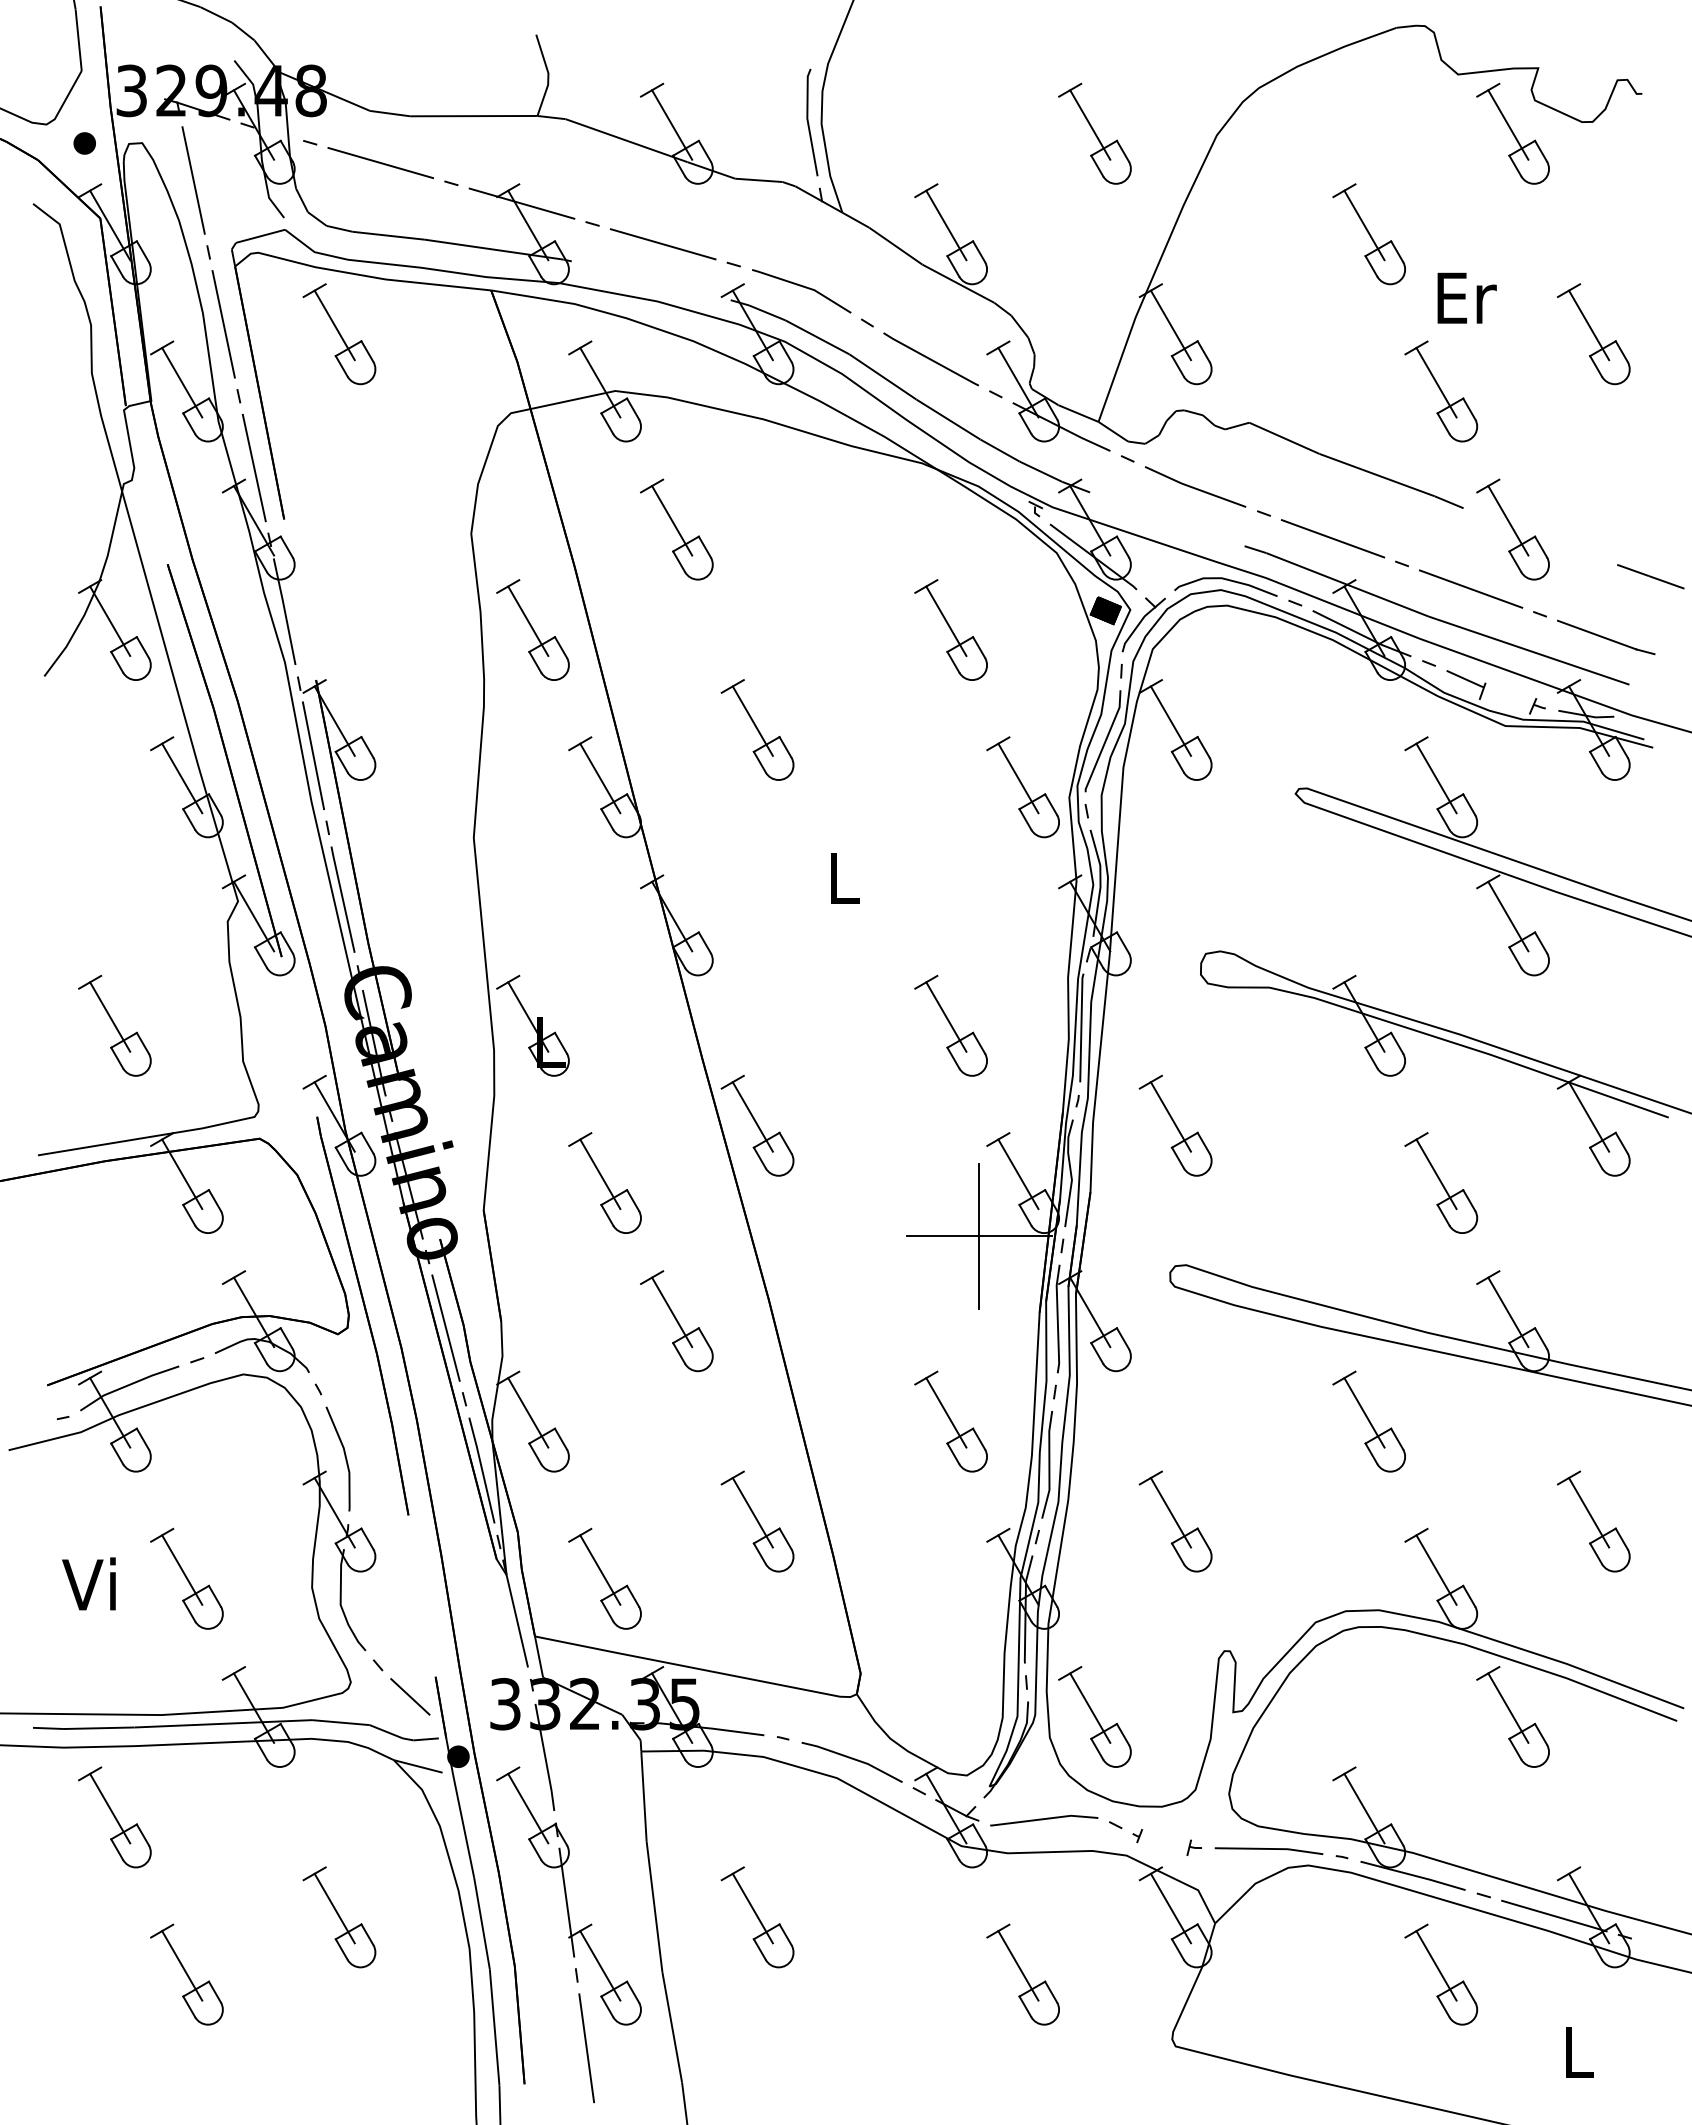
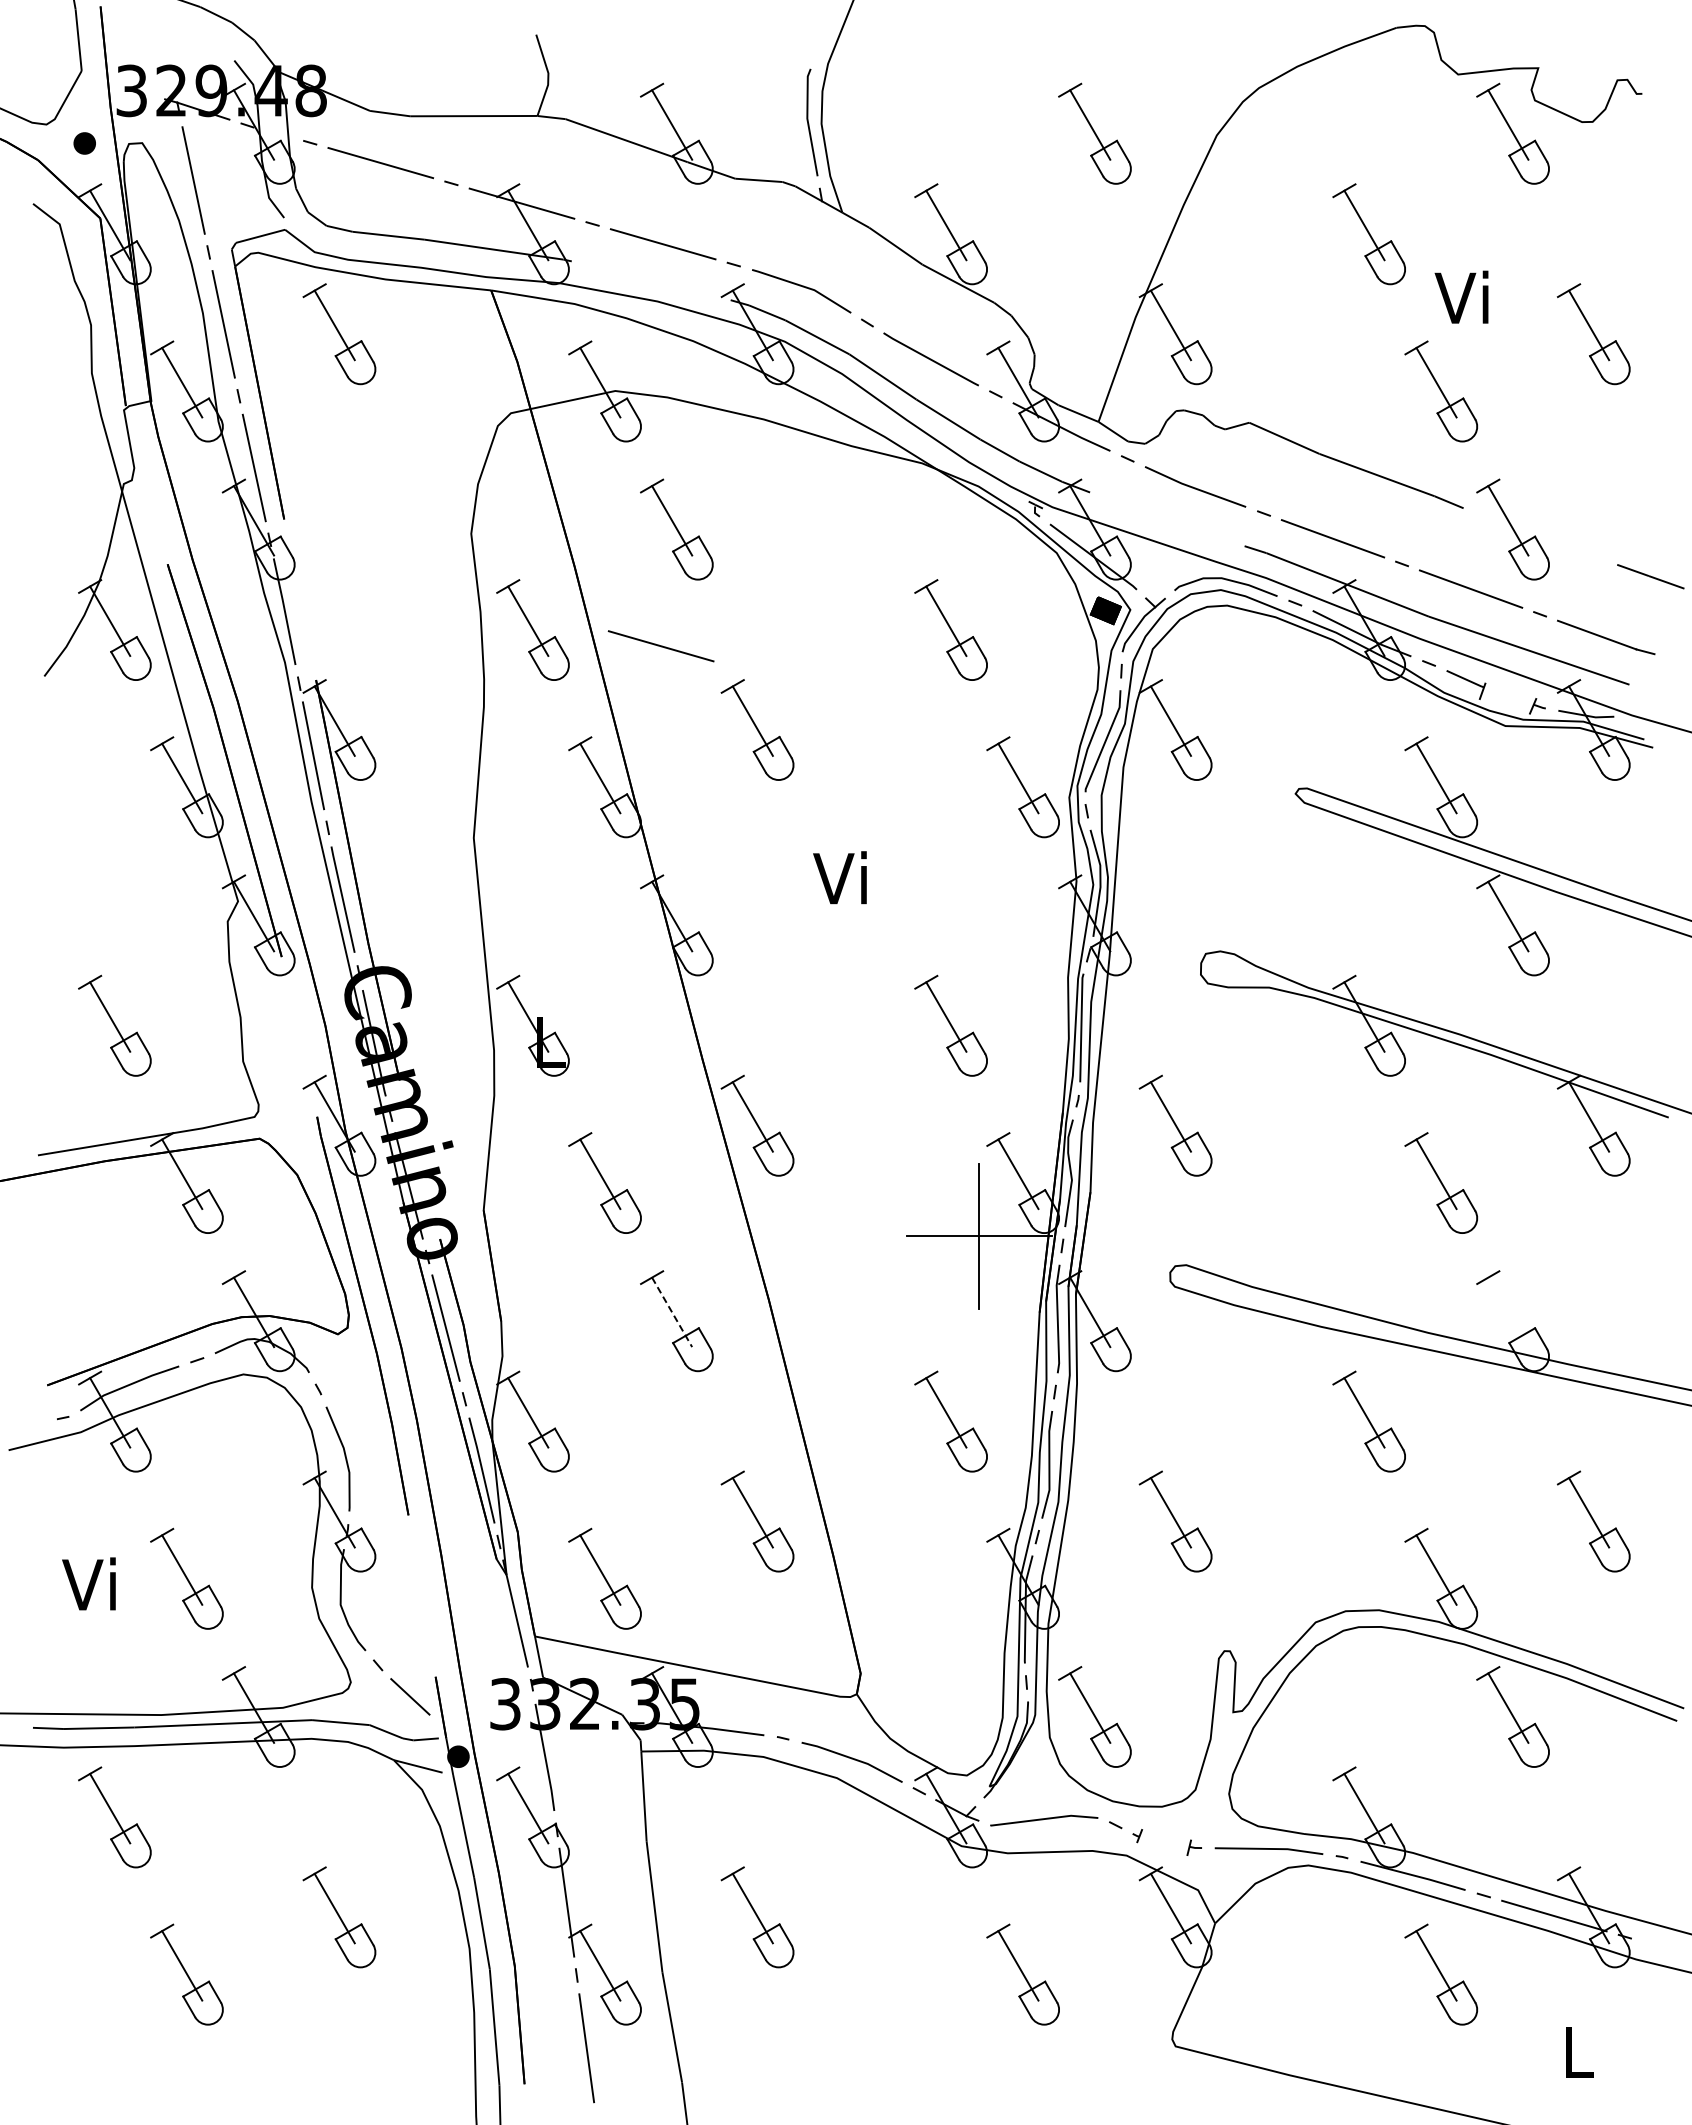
text: Er -> Vi (1465, 296)
line: none -> present (660, 646)
text: L -> Vi (839, 877)
line: solid -> dashed (672, 1312)
line: present -> none (1508, 1312)
